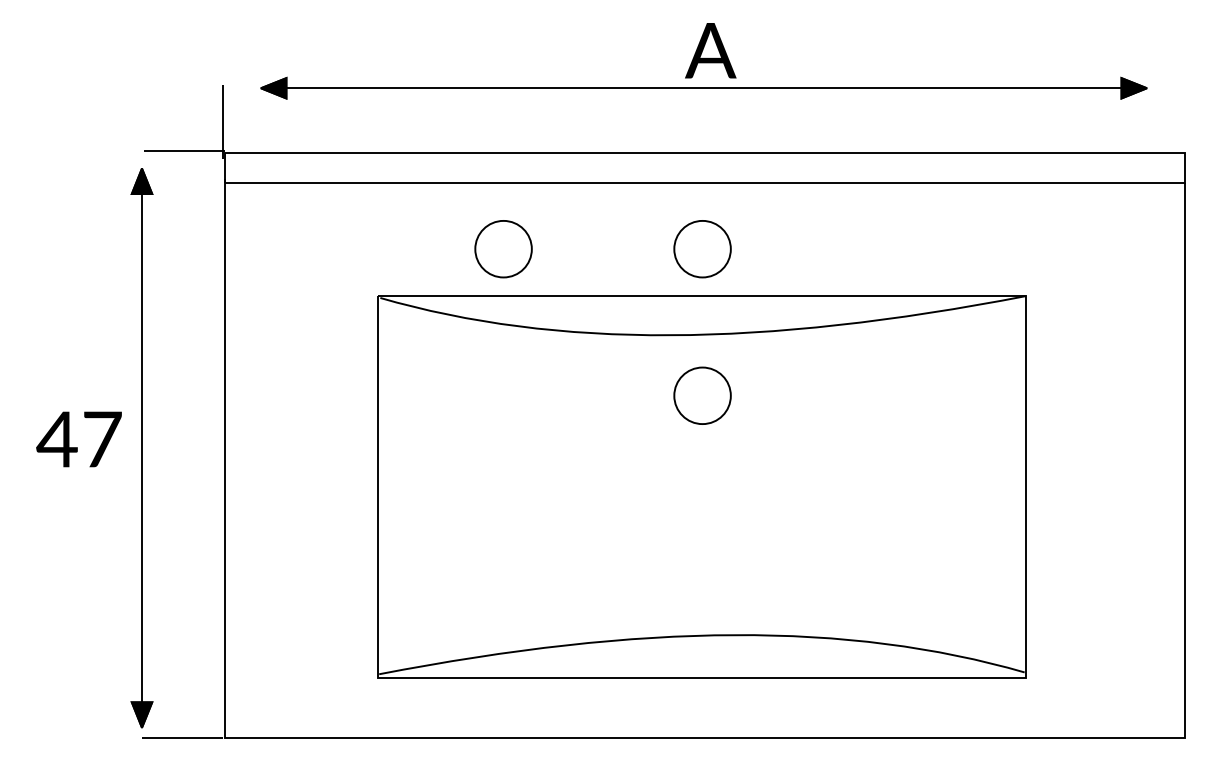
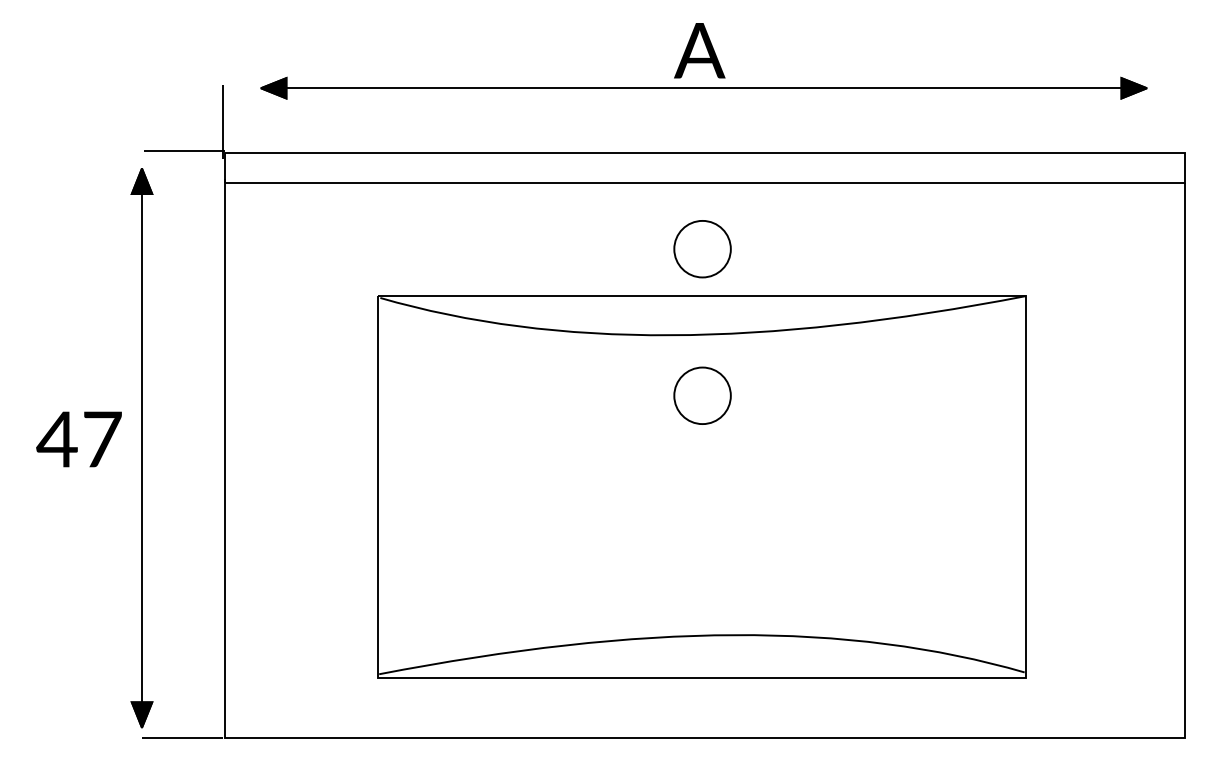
text position: (710, 50) -> (699, 50) (699, 50)
part: present -> none (503, 249)
